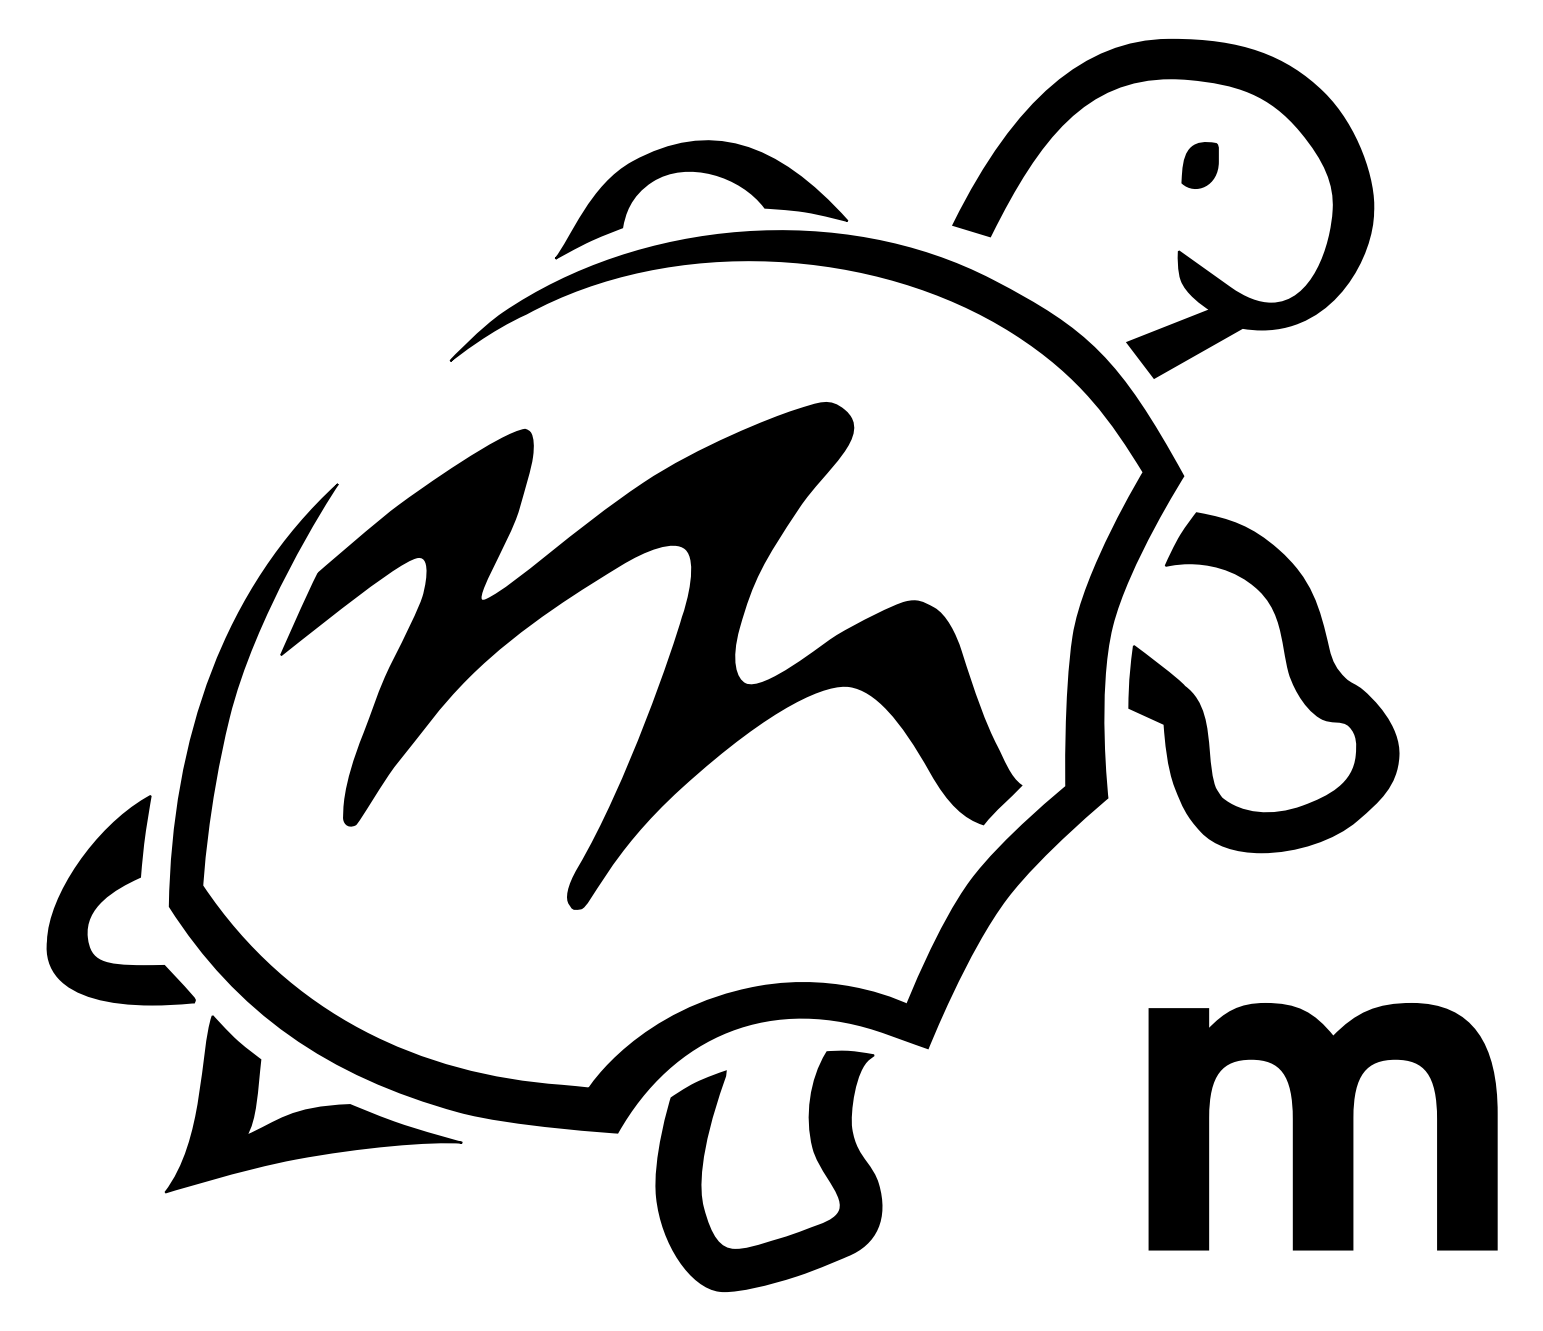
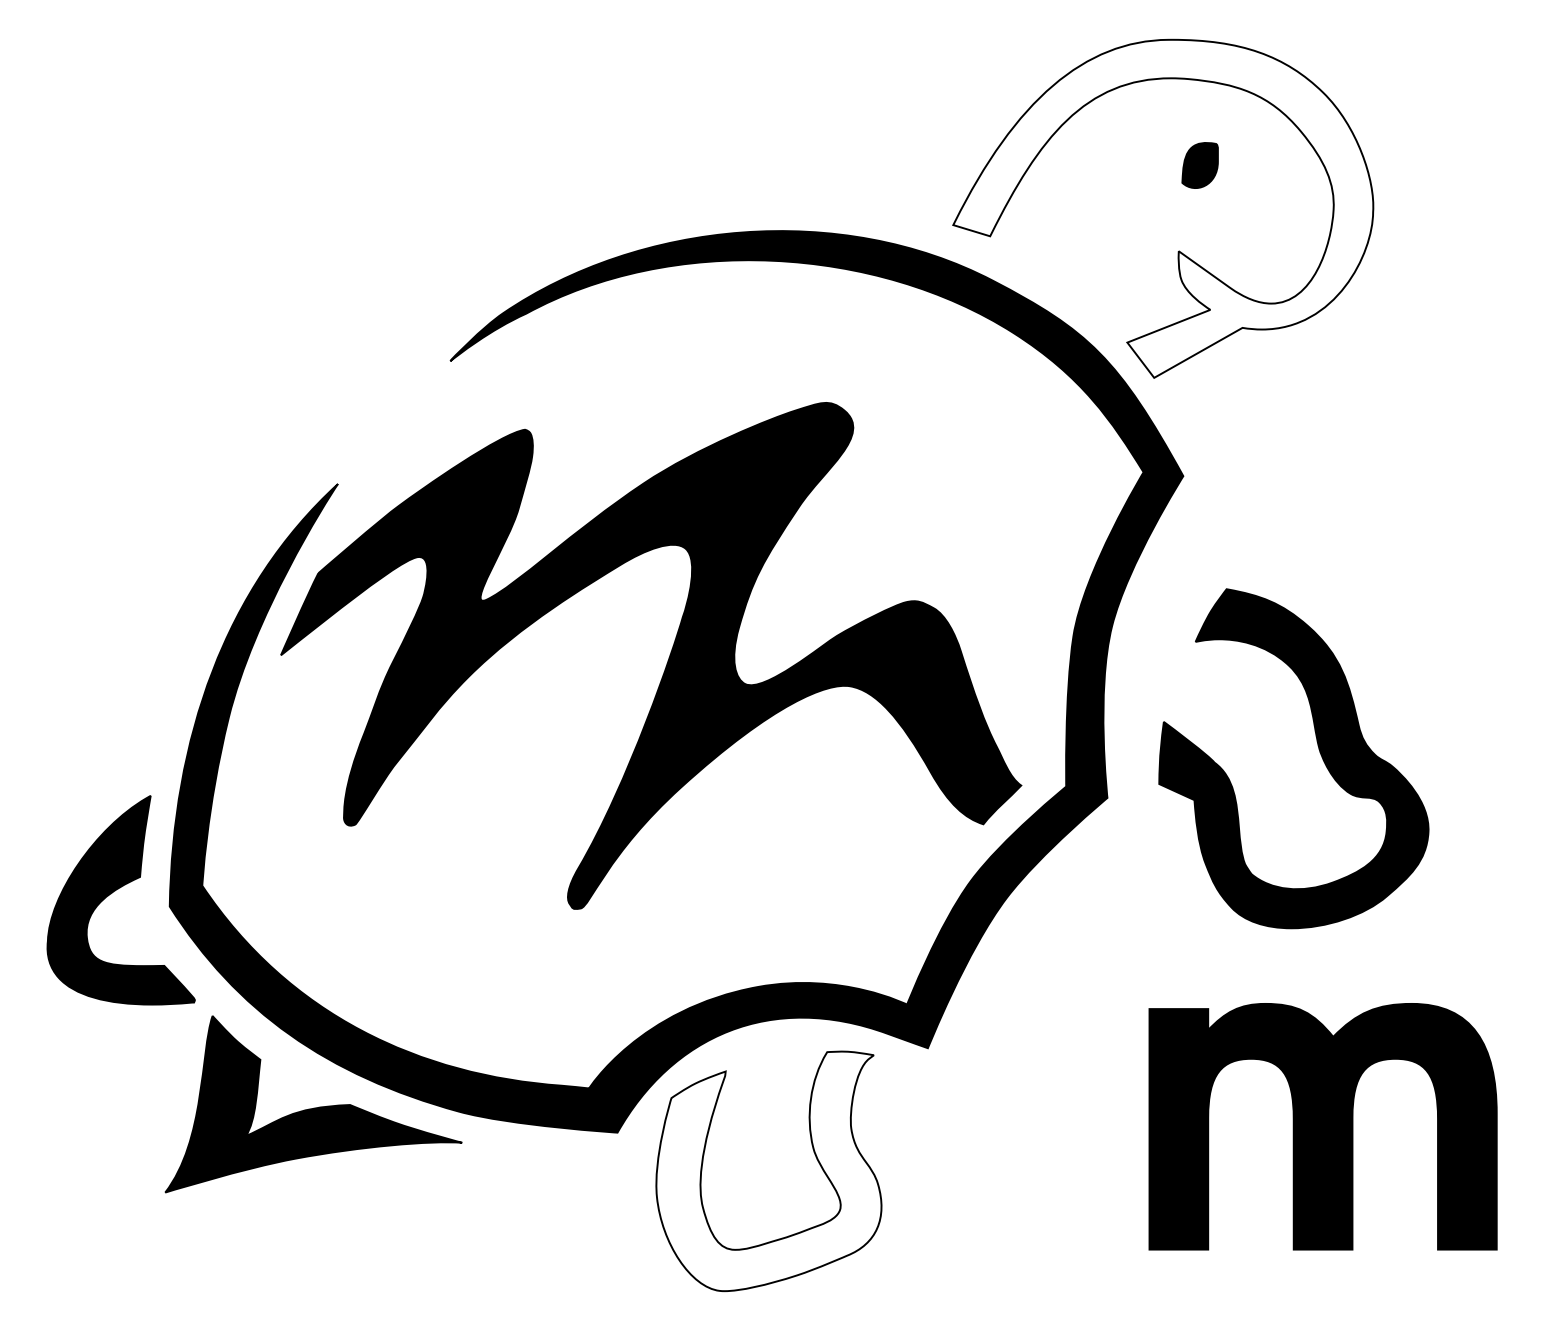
part: present -> none (704, 173)
fill: present -> none (1163, 208)
part position: (1288, 673) -> (1318, 749) (1318, 749)
fill: present -> none (768, 1171)
